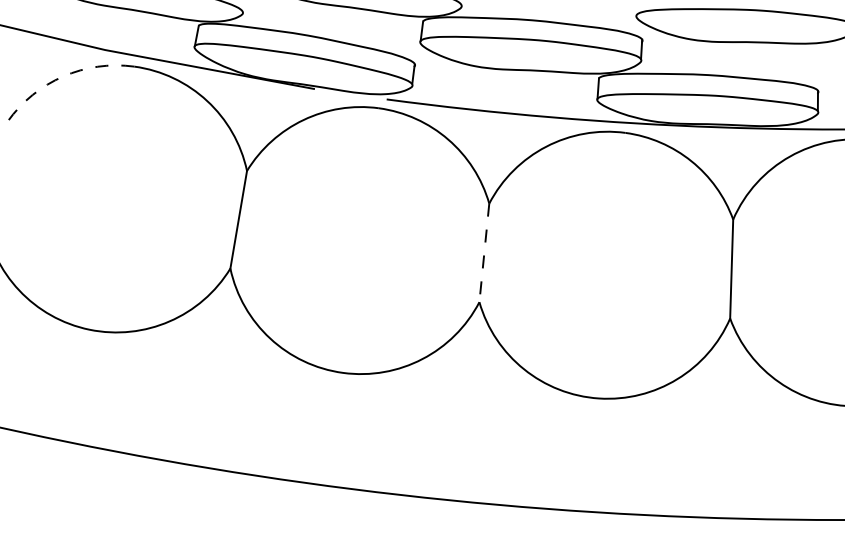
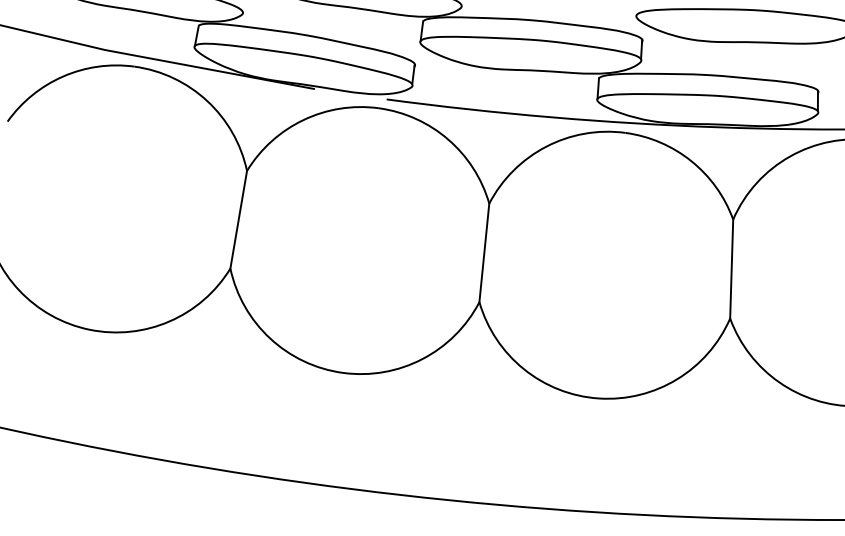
arc: dashed -> solid (63, 76)
line: dashed -> solid (484, 253)
